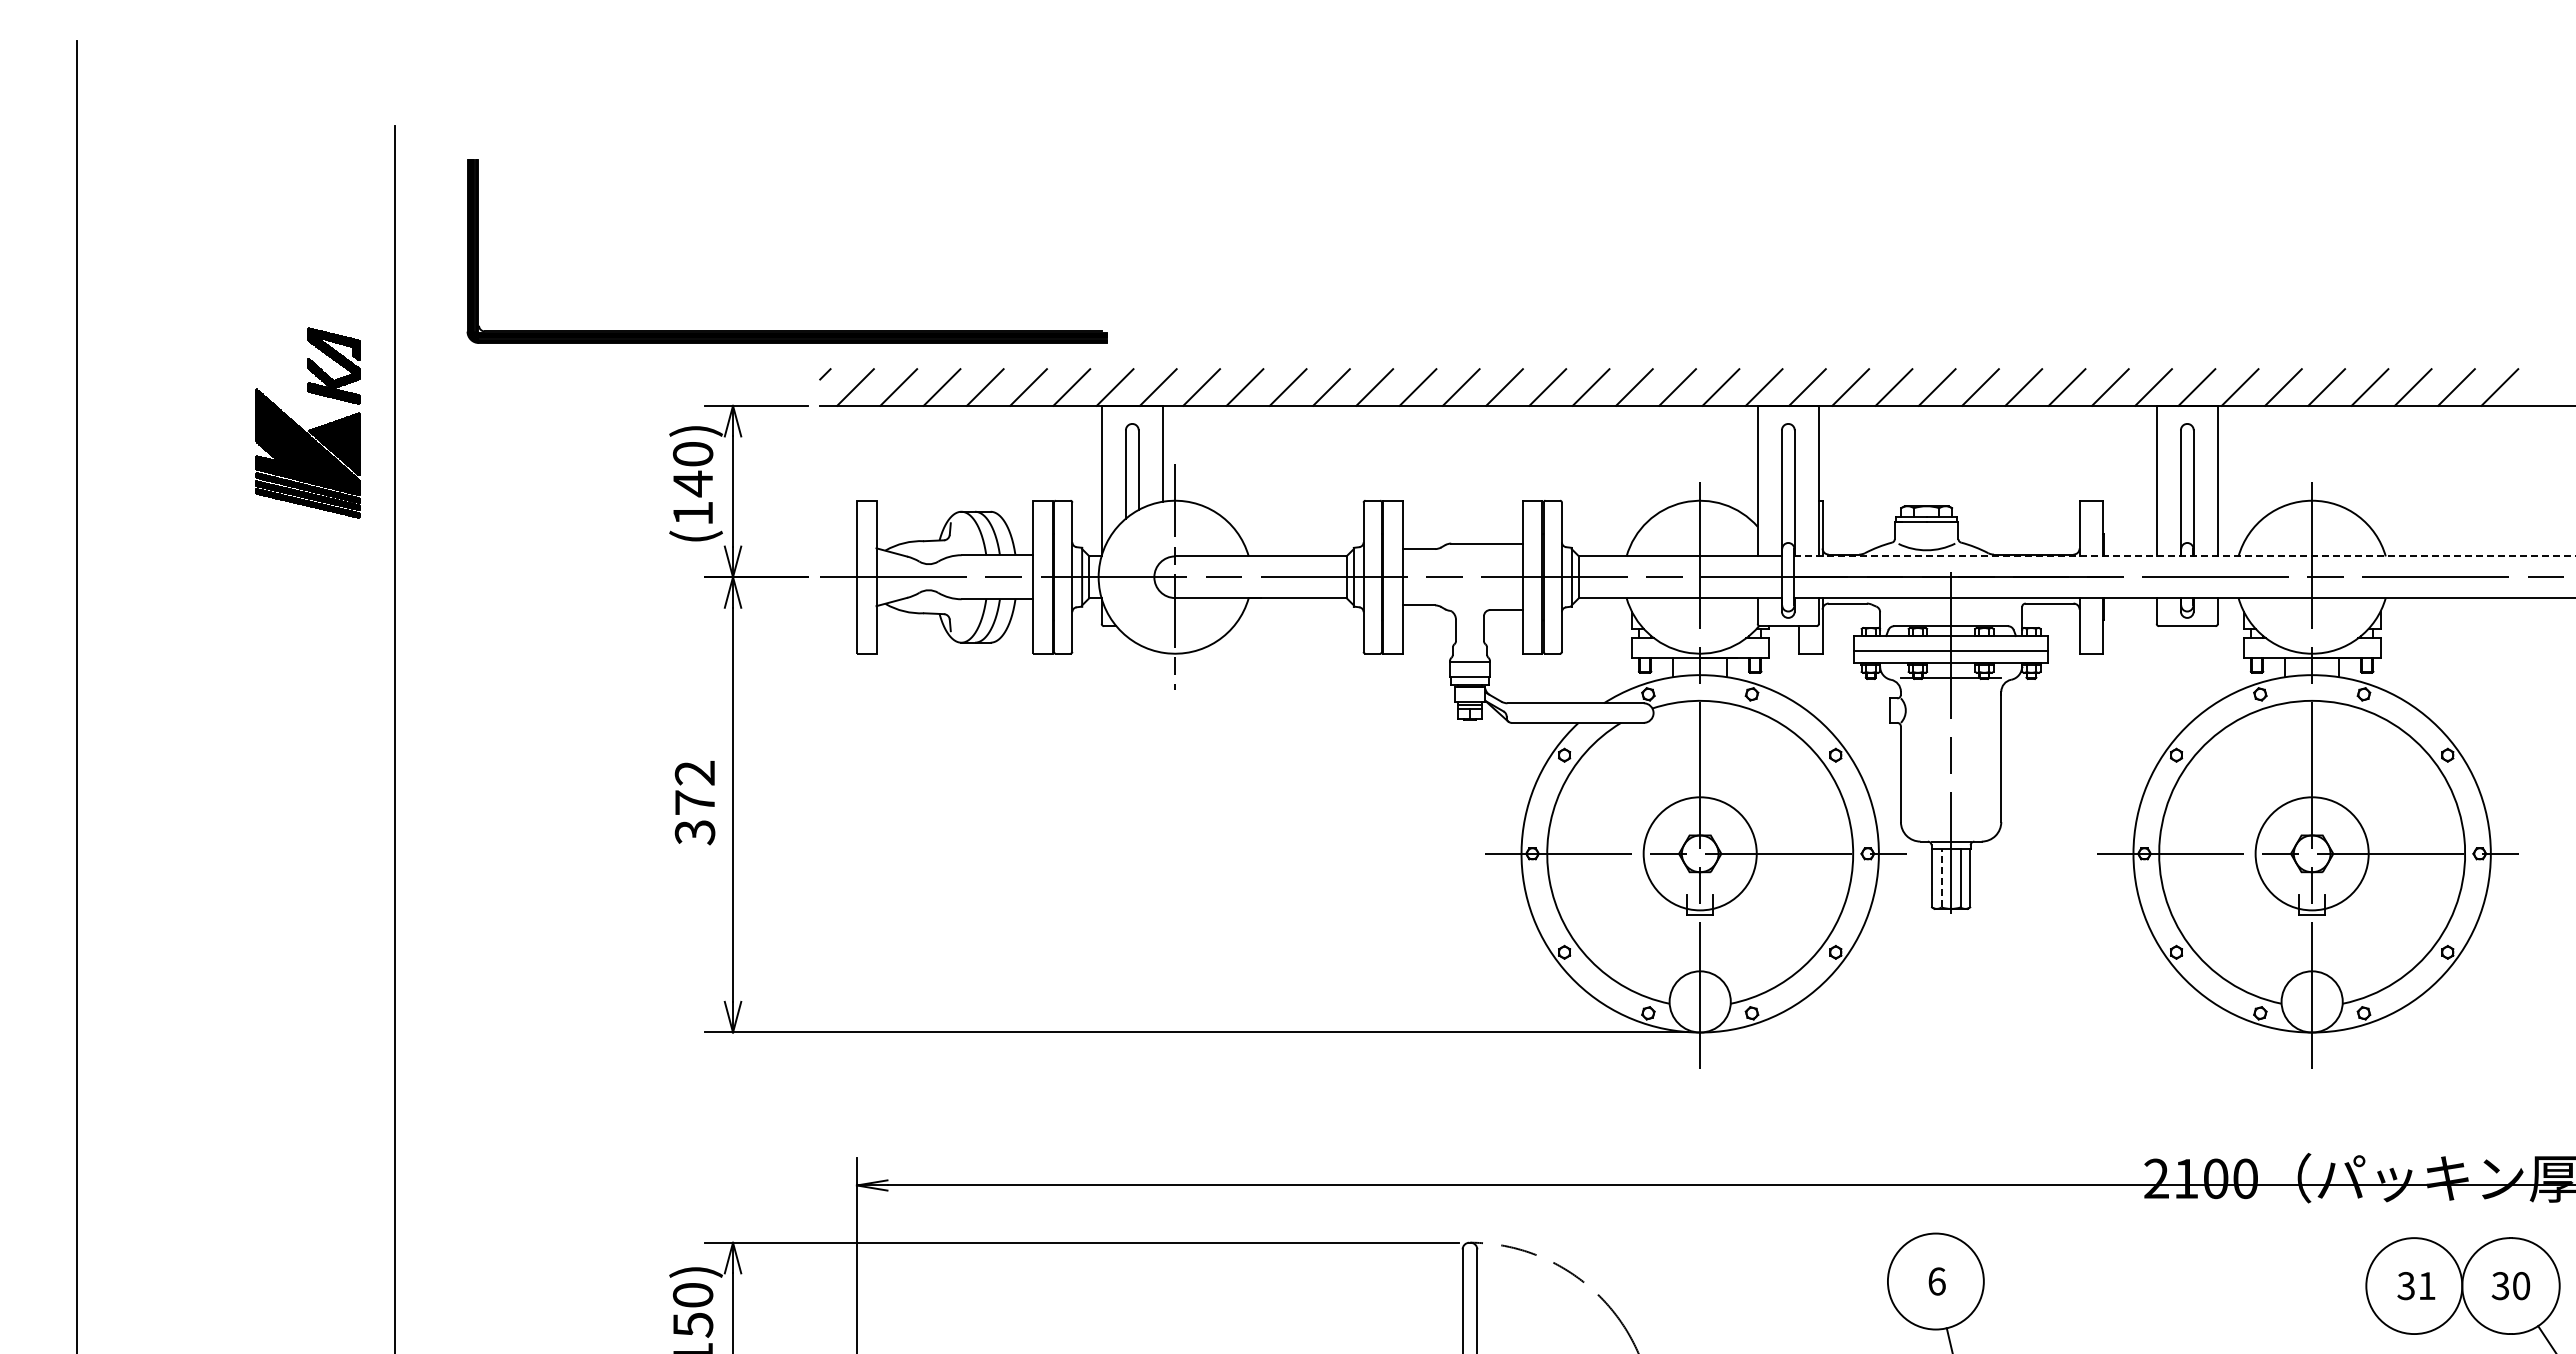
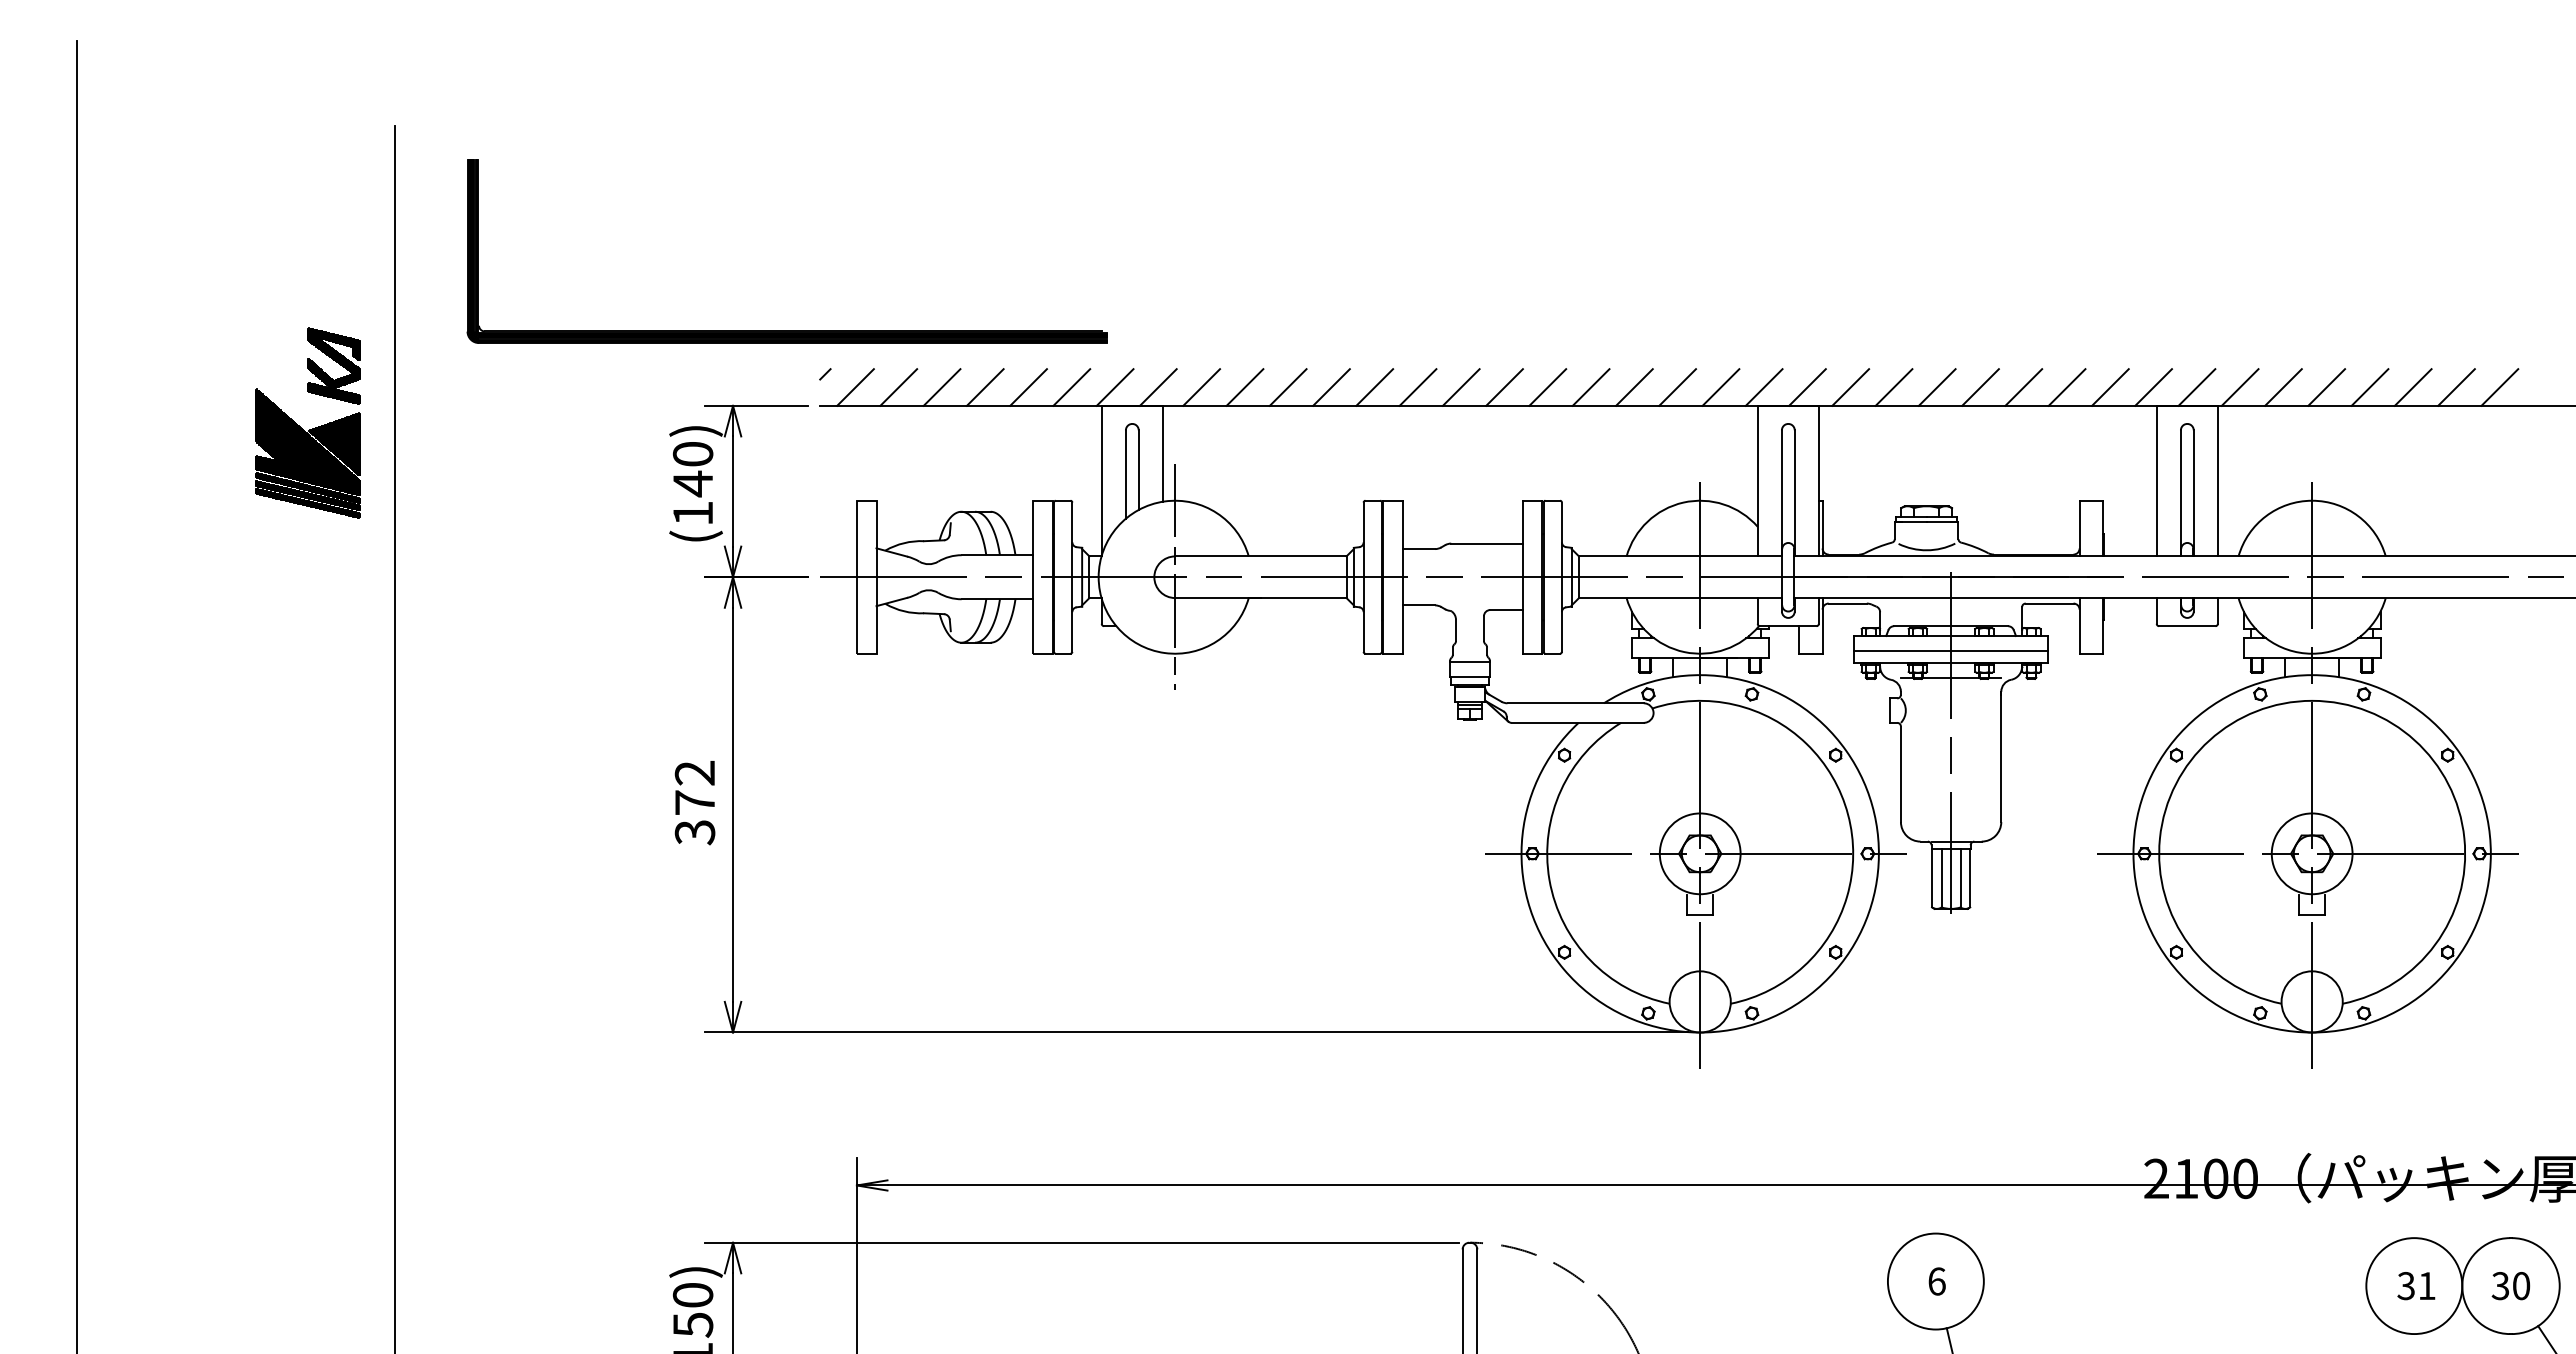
line: dashed -> solid (2185, 556)
circle diameter: 113 px -> 81 px (1699, 853)
circle diameter: 113 px -> 81 px (2311, 853)
line: dashed -> solid (1941, 877)
